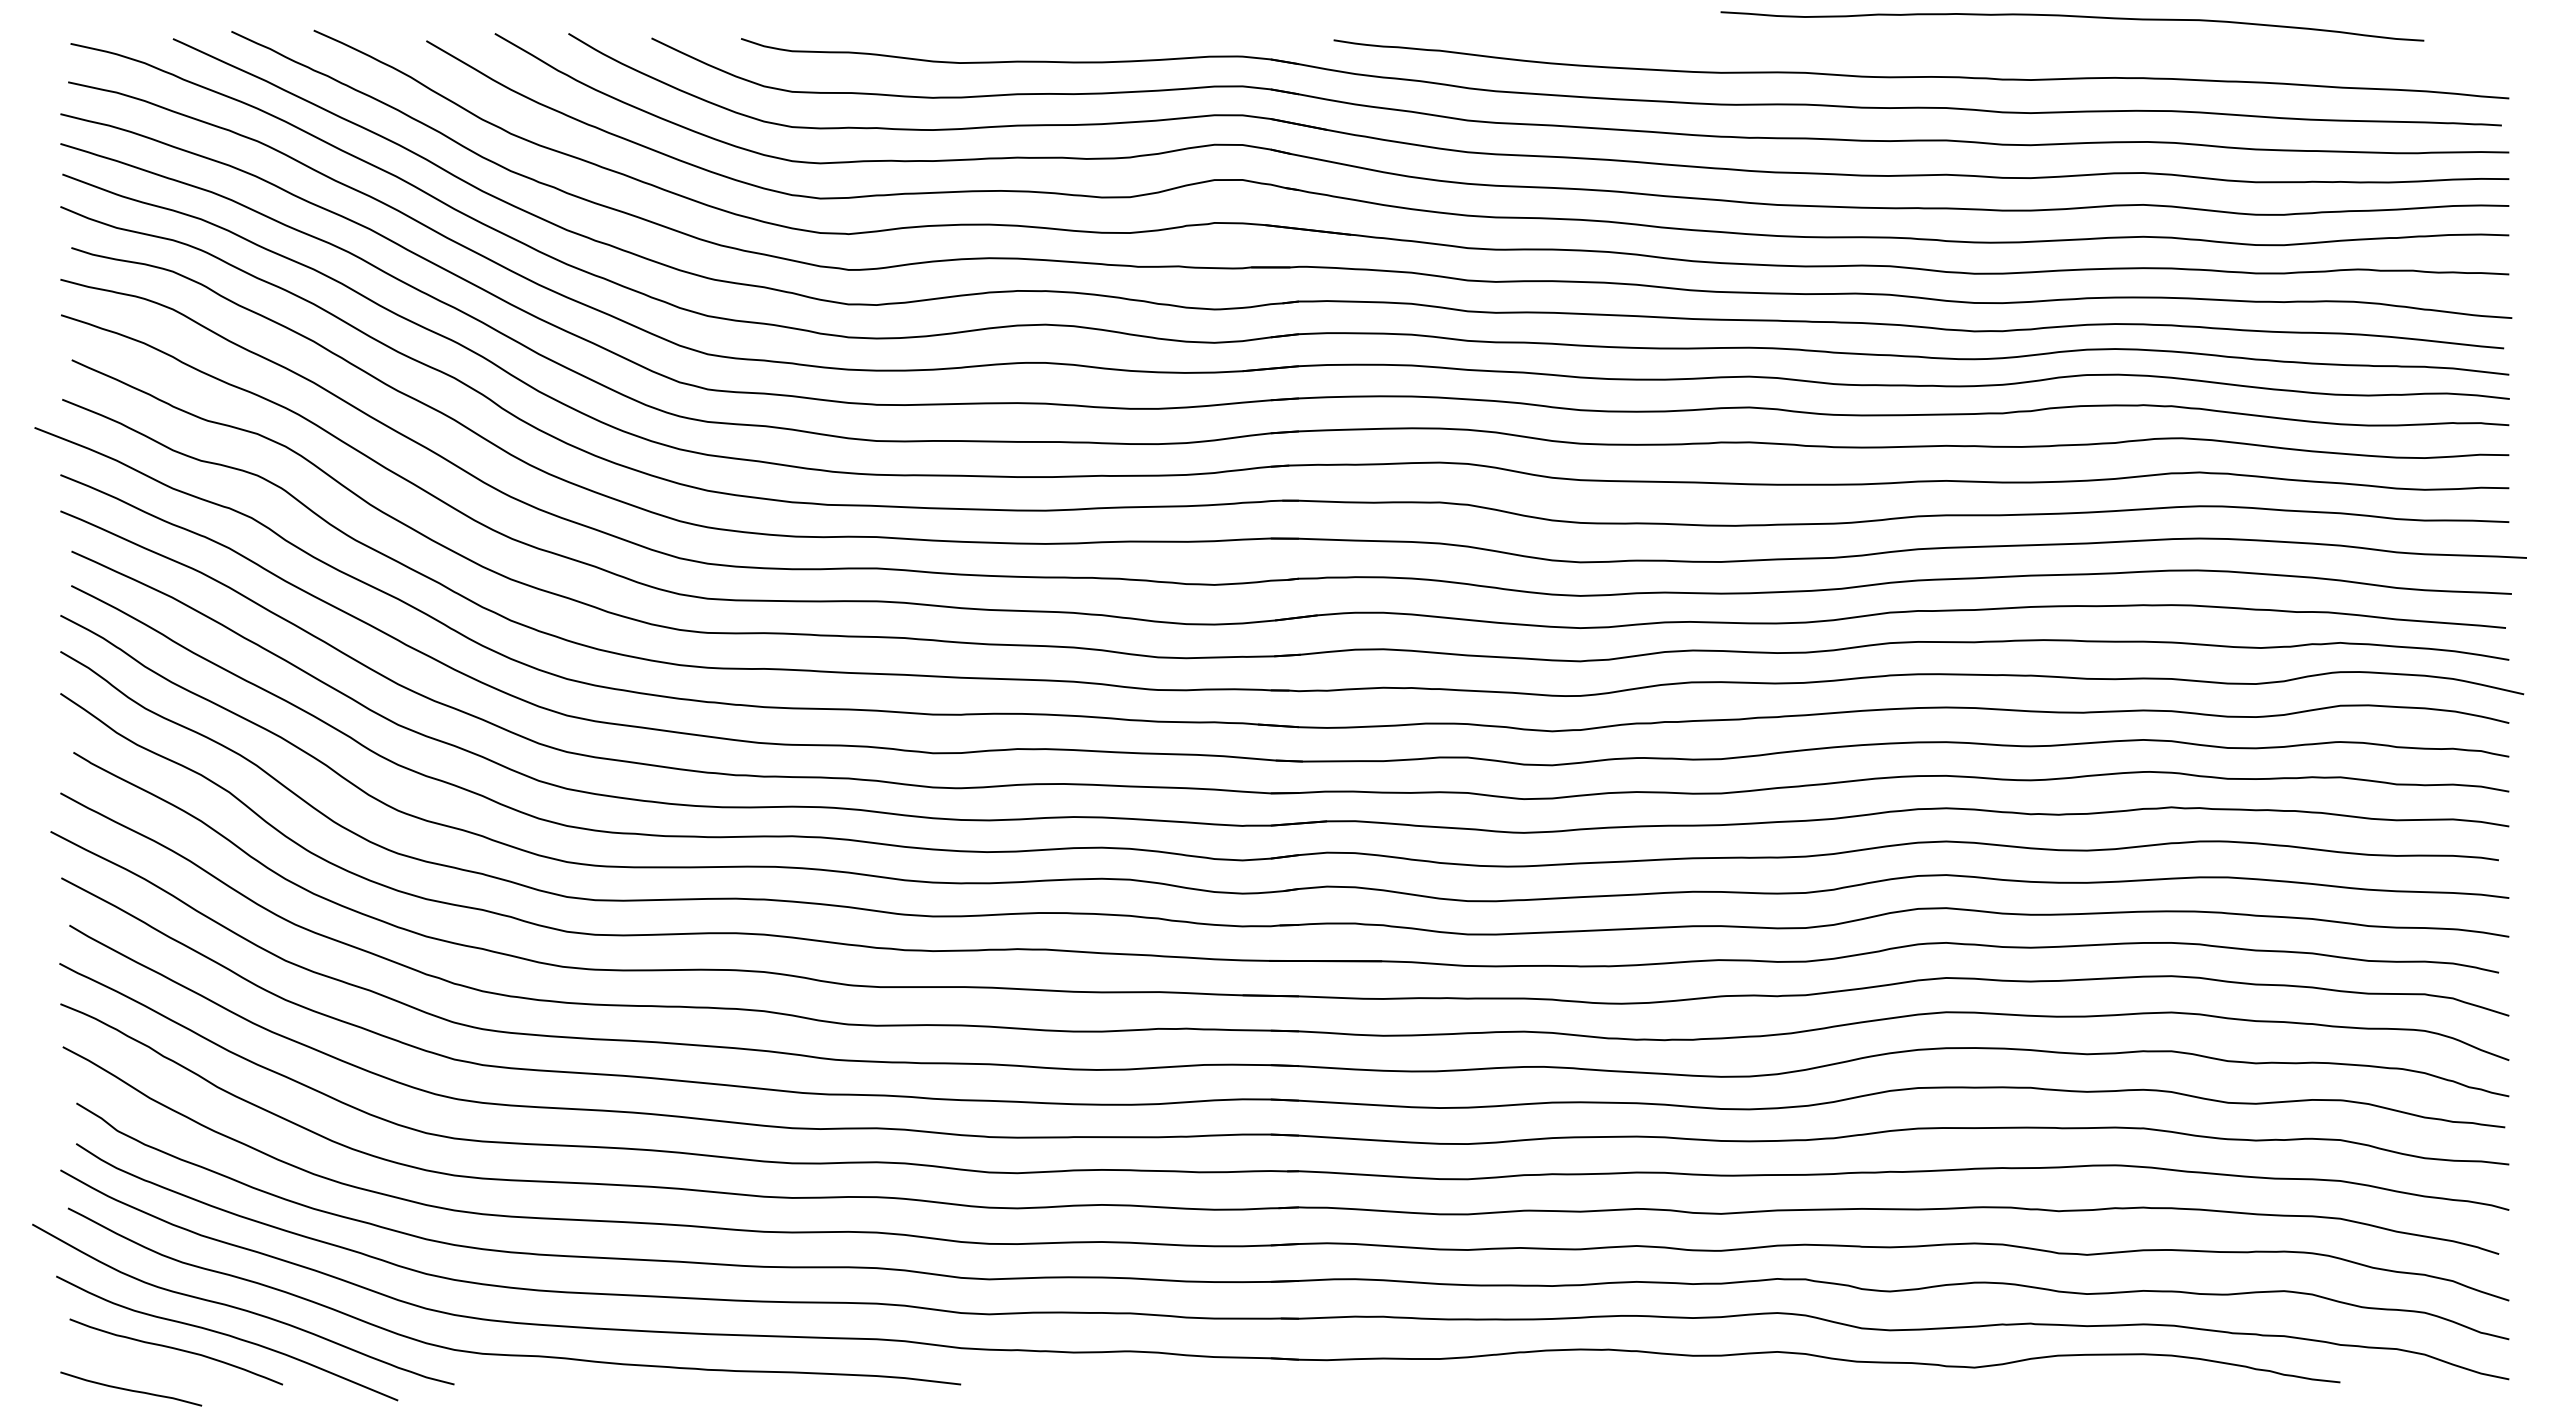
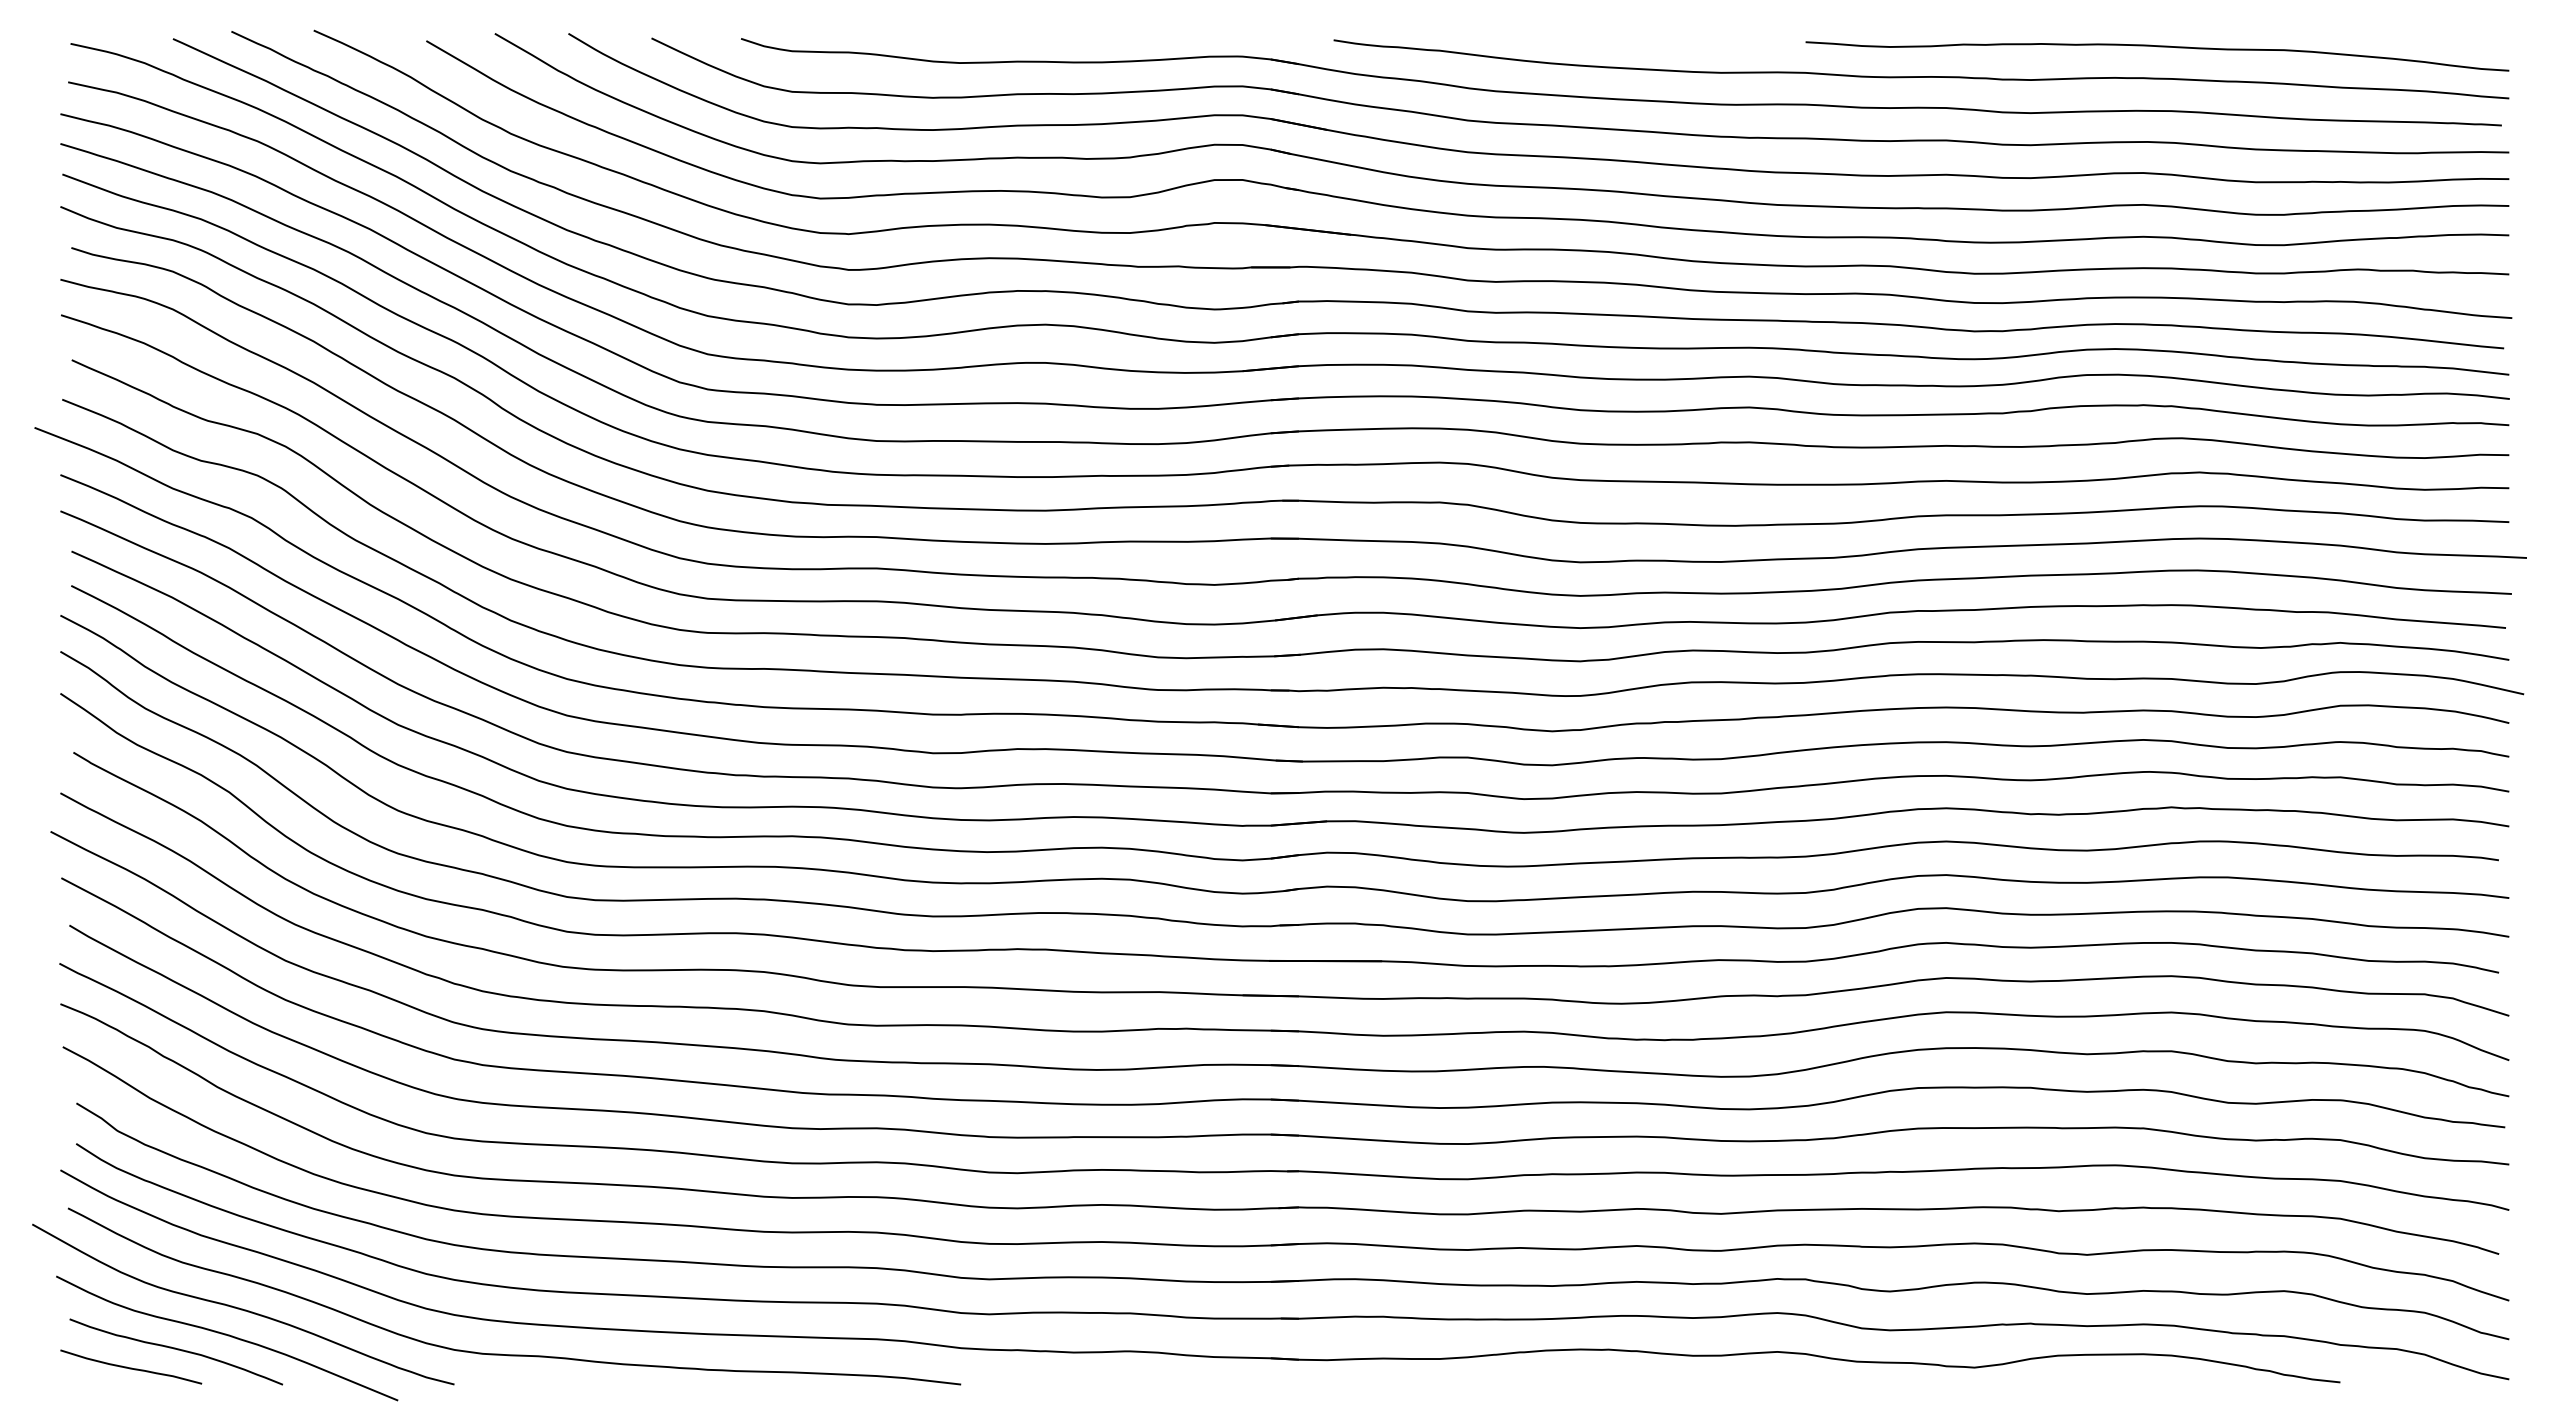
curve position: (2072, 17) -> (2157, 47) (2157, 47)
curve position: (131, 1389) -> (131, 1367) (131, 1367)
